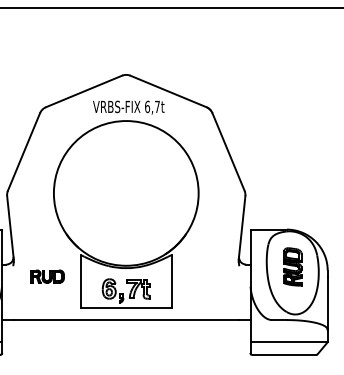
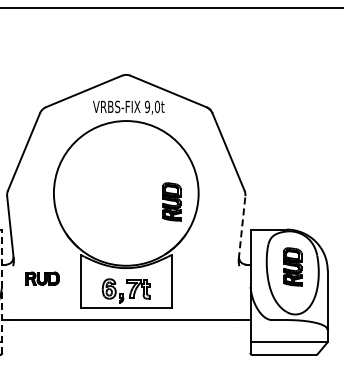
text: 6,7t -> 9,0t (152, 106)
part: none -> present (171, 201)
line: solid -> dashed (242, 227)
part position: (47, 276) -> (42, 278) (42, 278)
line: solid -> dashed (2, 291)
